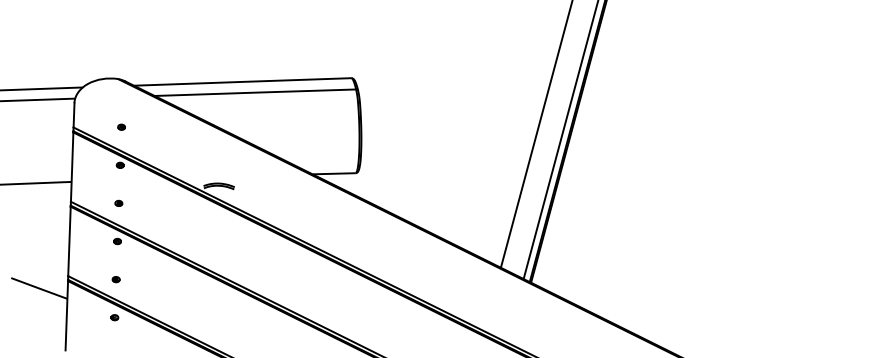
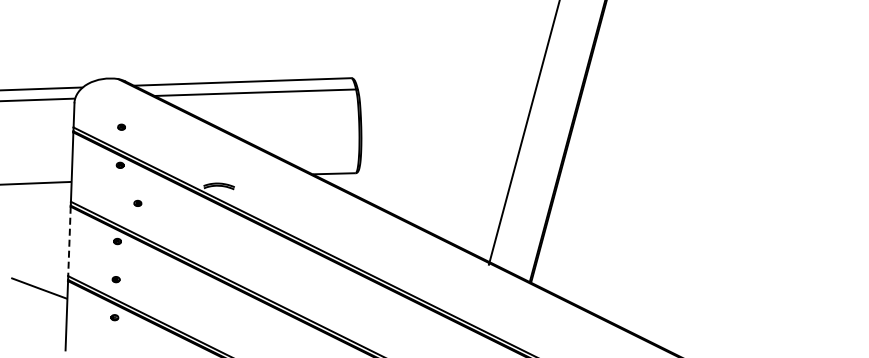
line position: (536, 134) -> (523, 133) (523, 133)
line: present -> none (560, 140)
part position: (118, 202) -> (137, 202) (137, 202)
line: solid -> dashed (69, 241)
